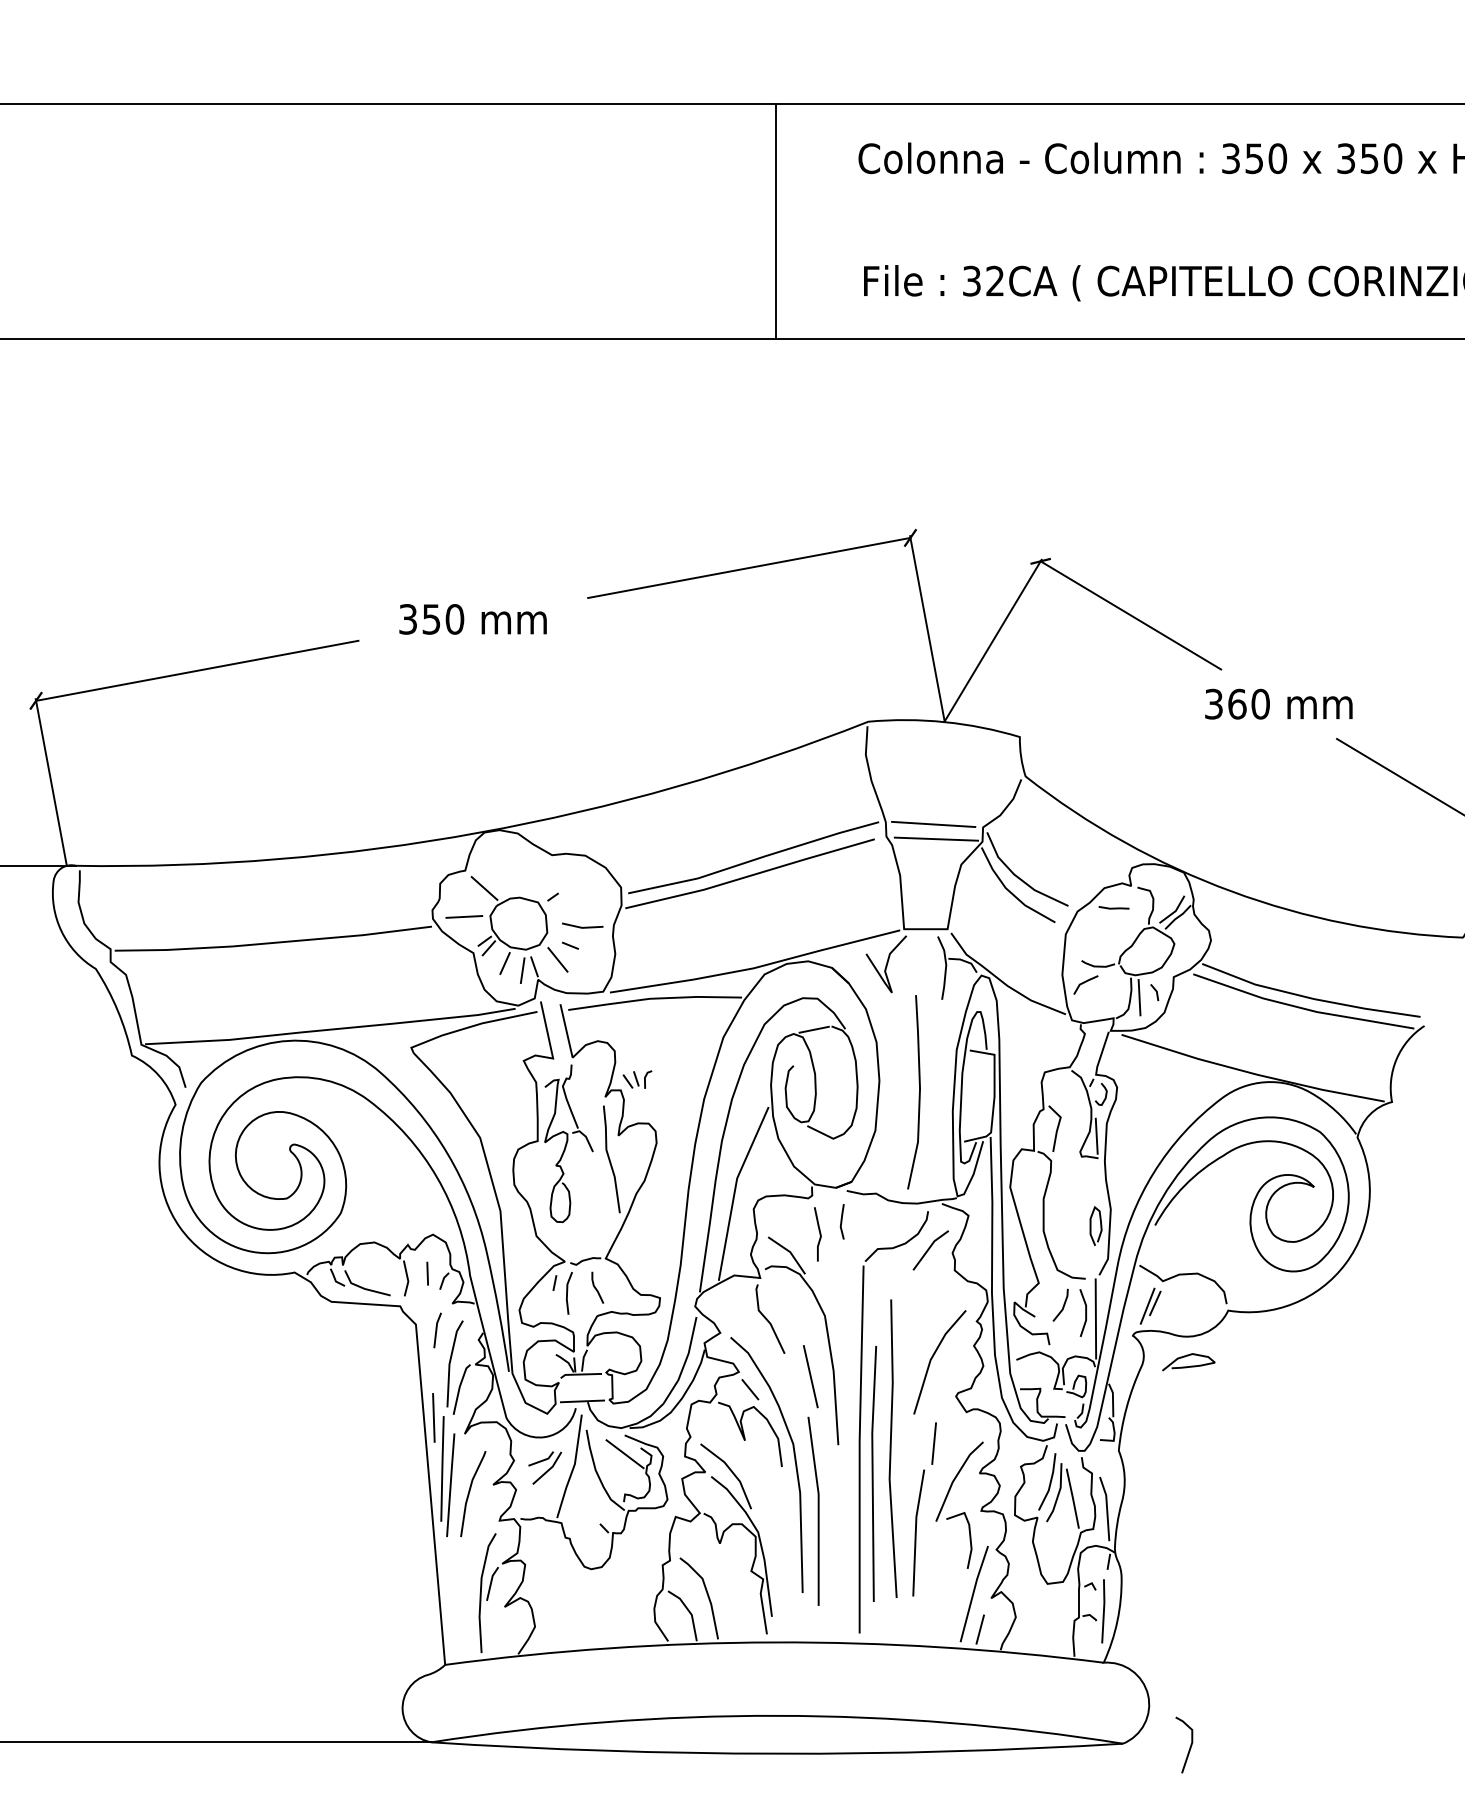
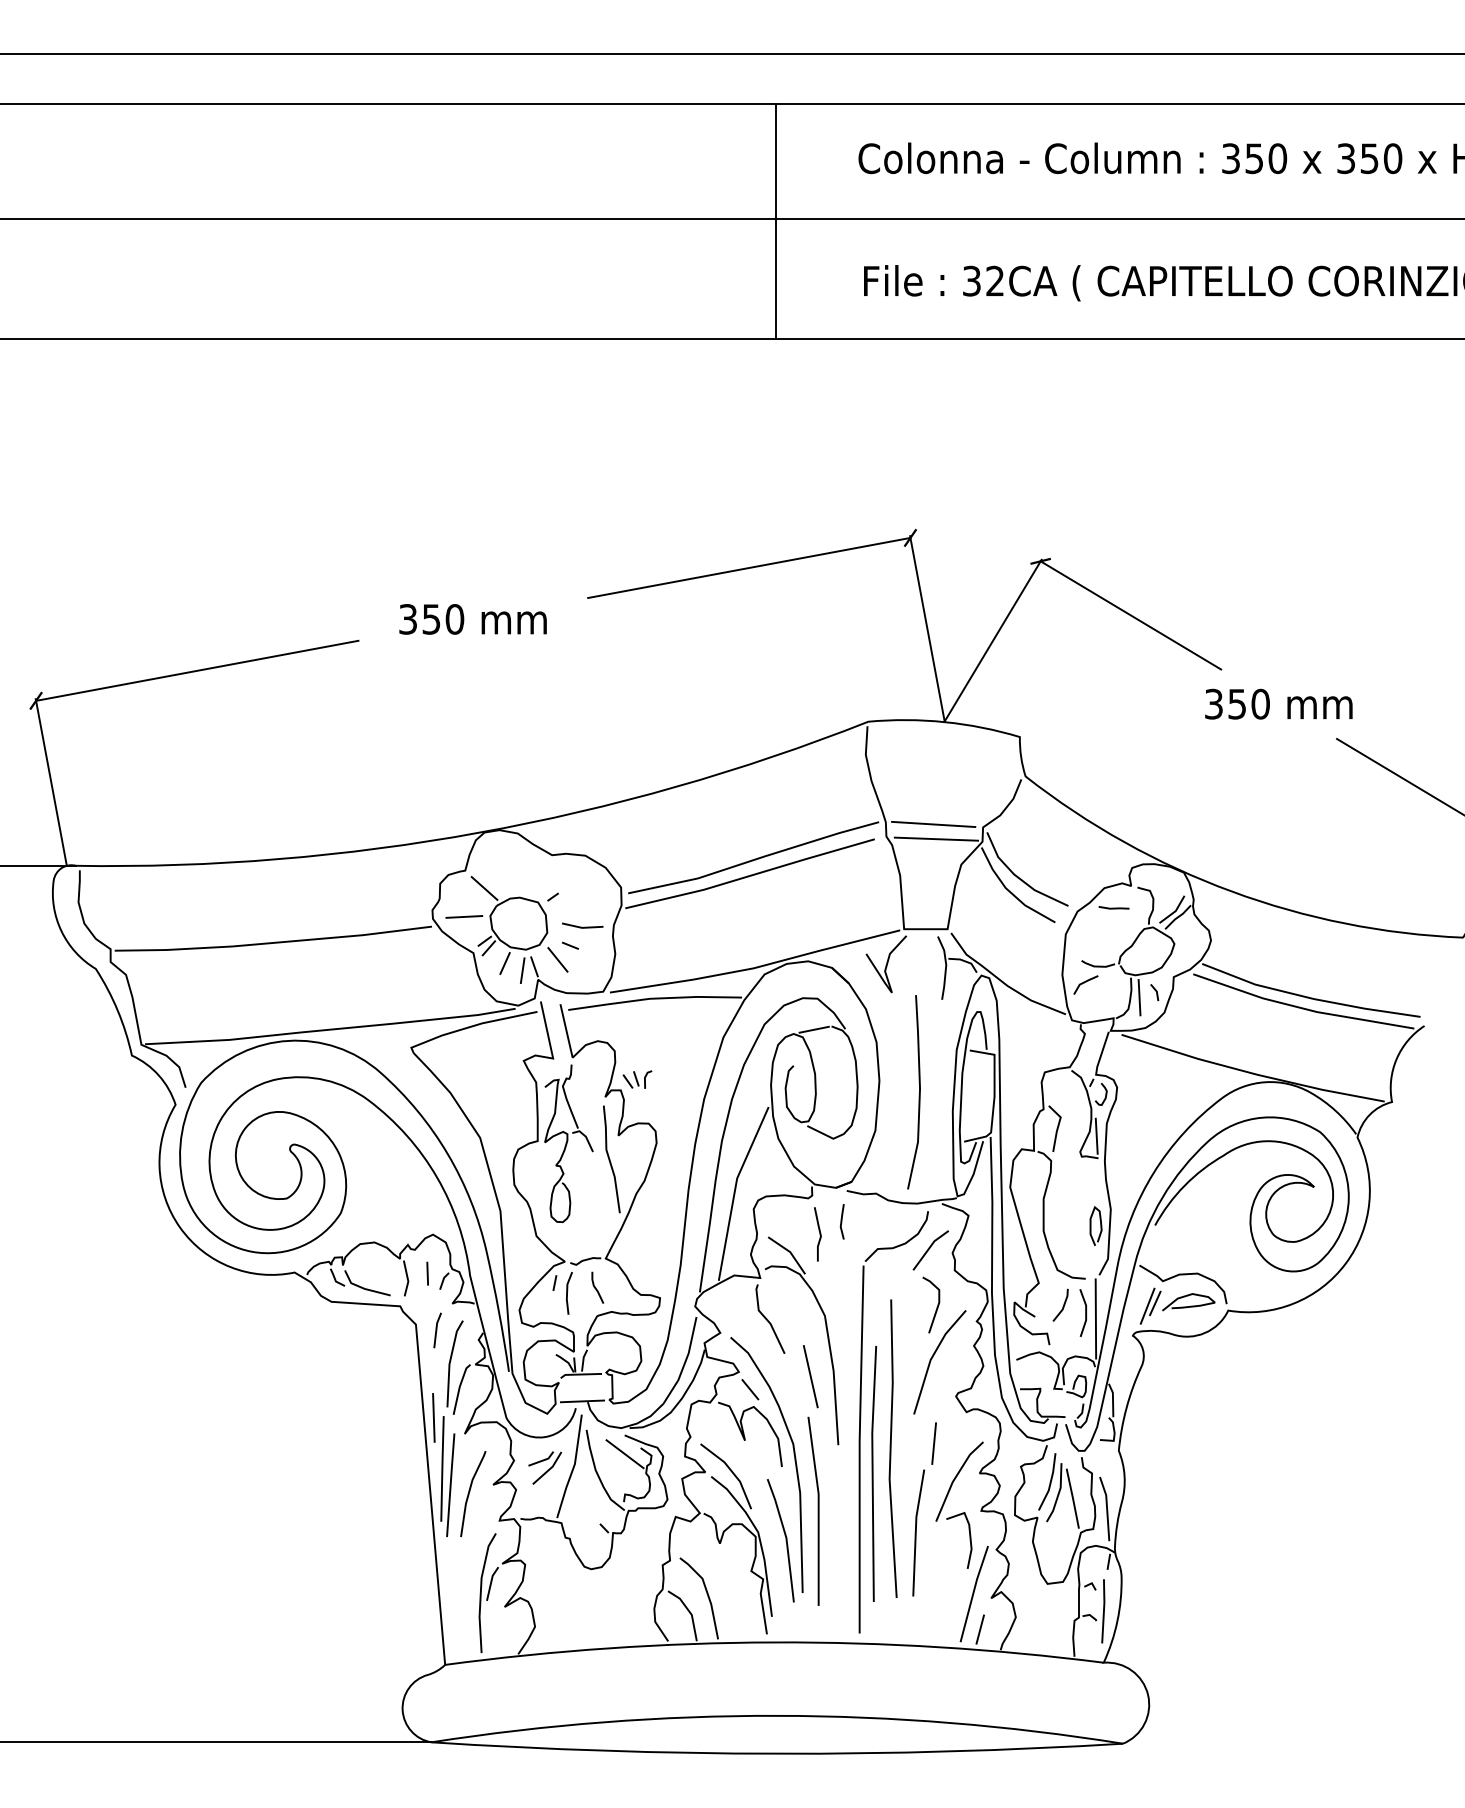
line: none -> present (731, 54)
line: none -> present (731, 218)
text: 360 -> 350 (1237, 703)
curve position: (1190, 1365) -> (1190, 1305) (1190, 1305)
line: none -> present (785, 1540)
line position: (1189, 1747) -> (936, 1307) (936, 1307)
